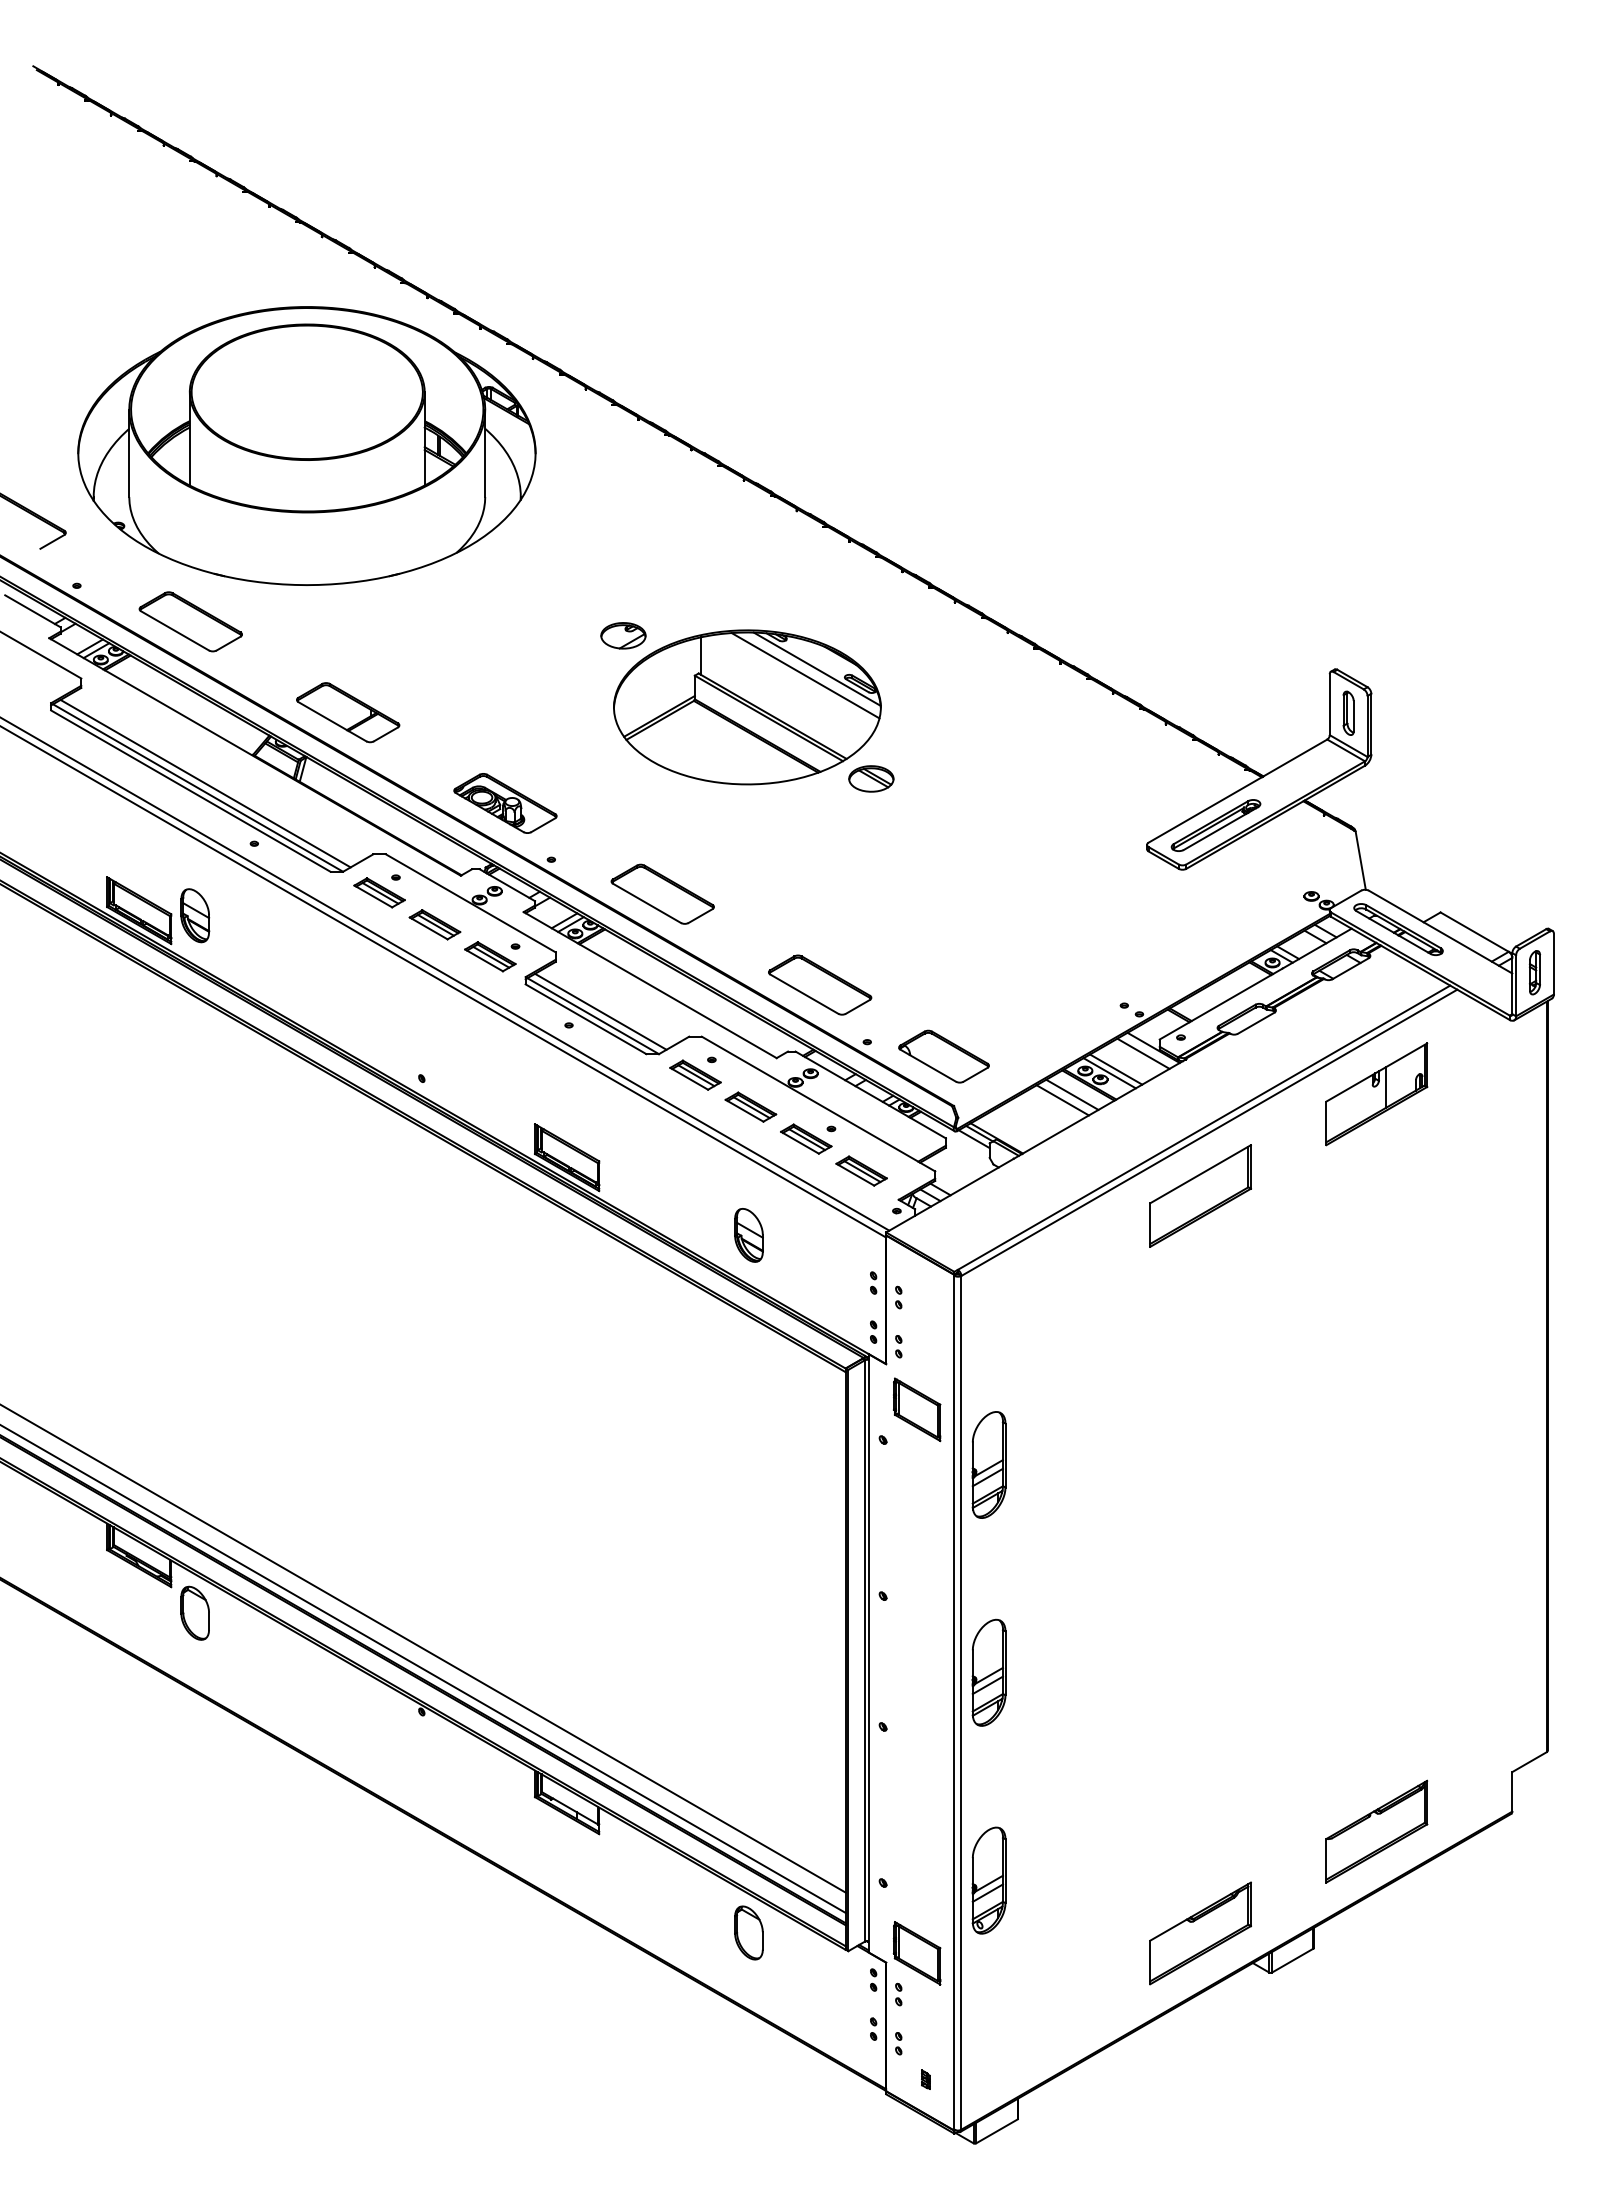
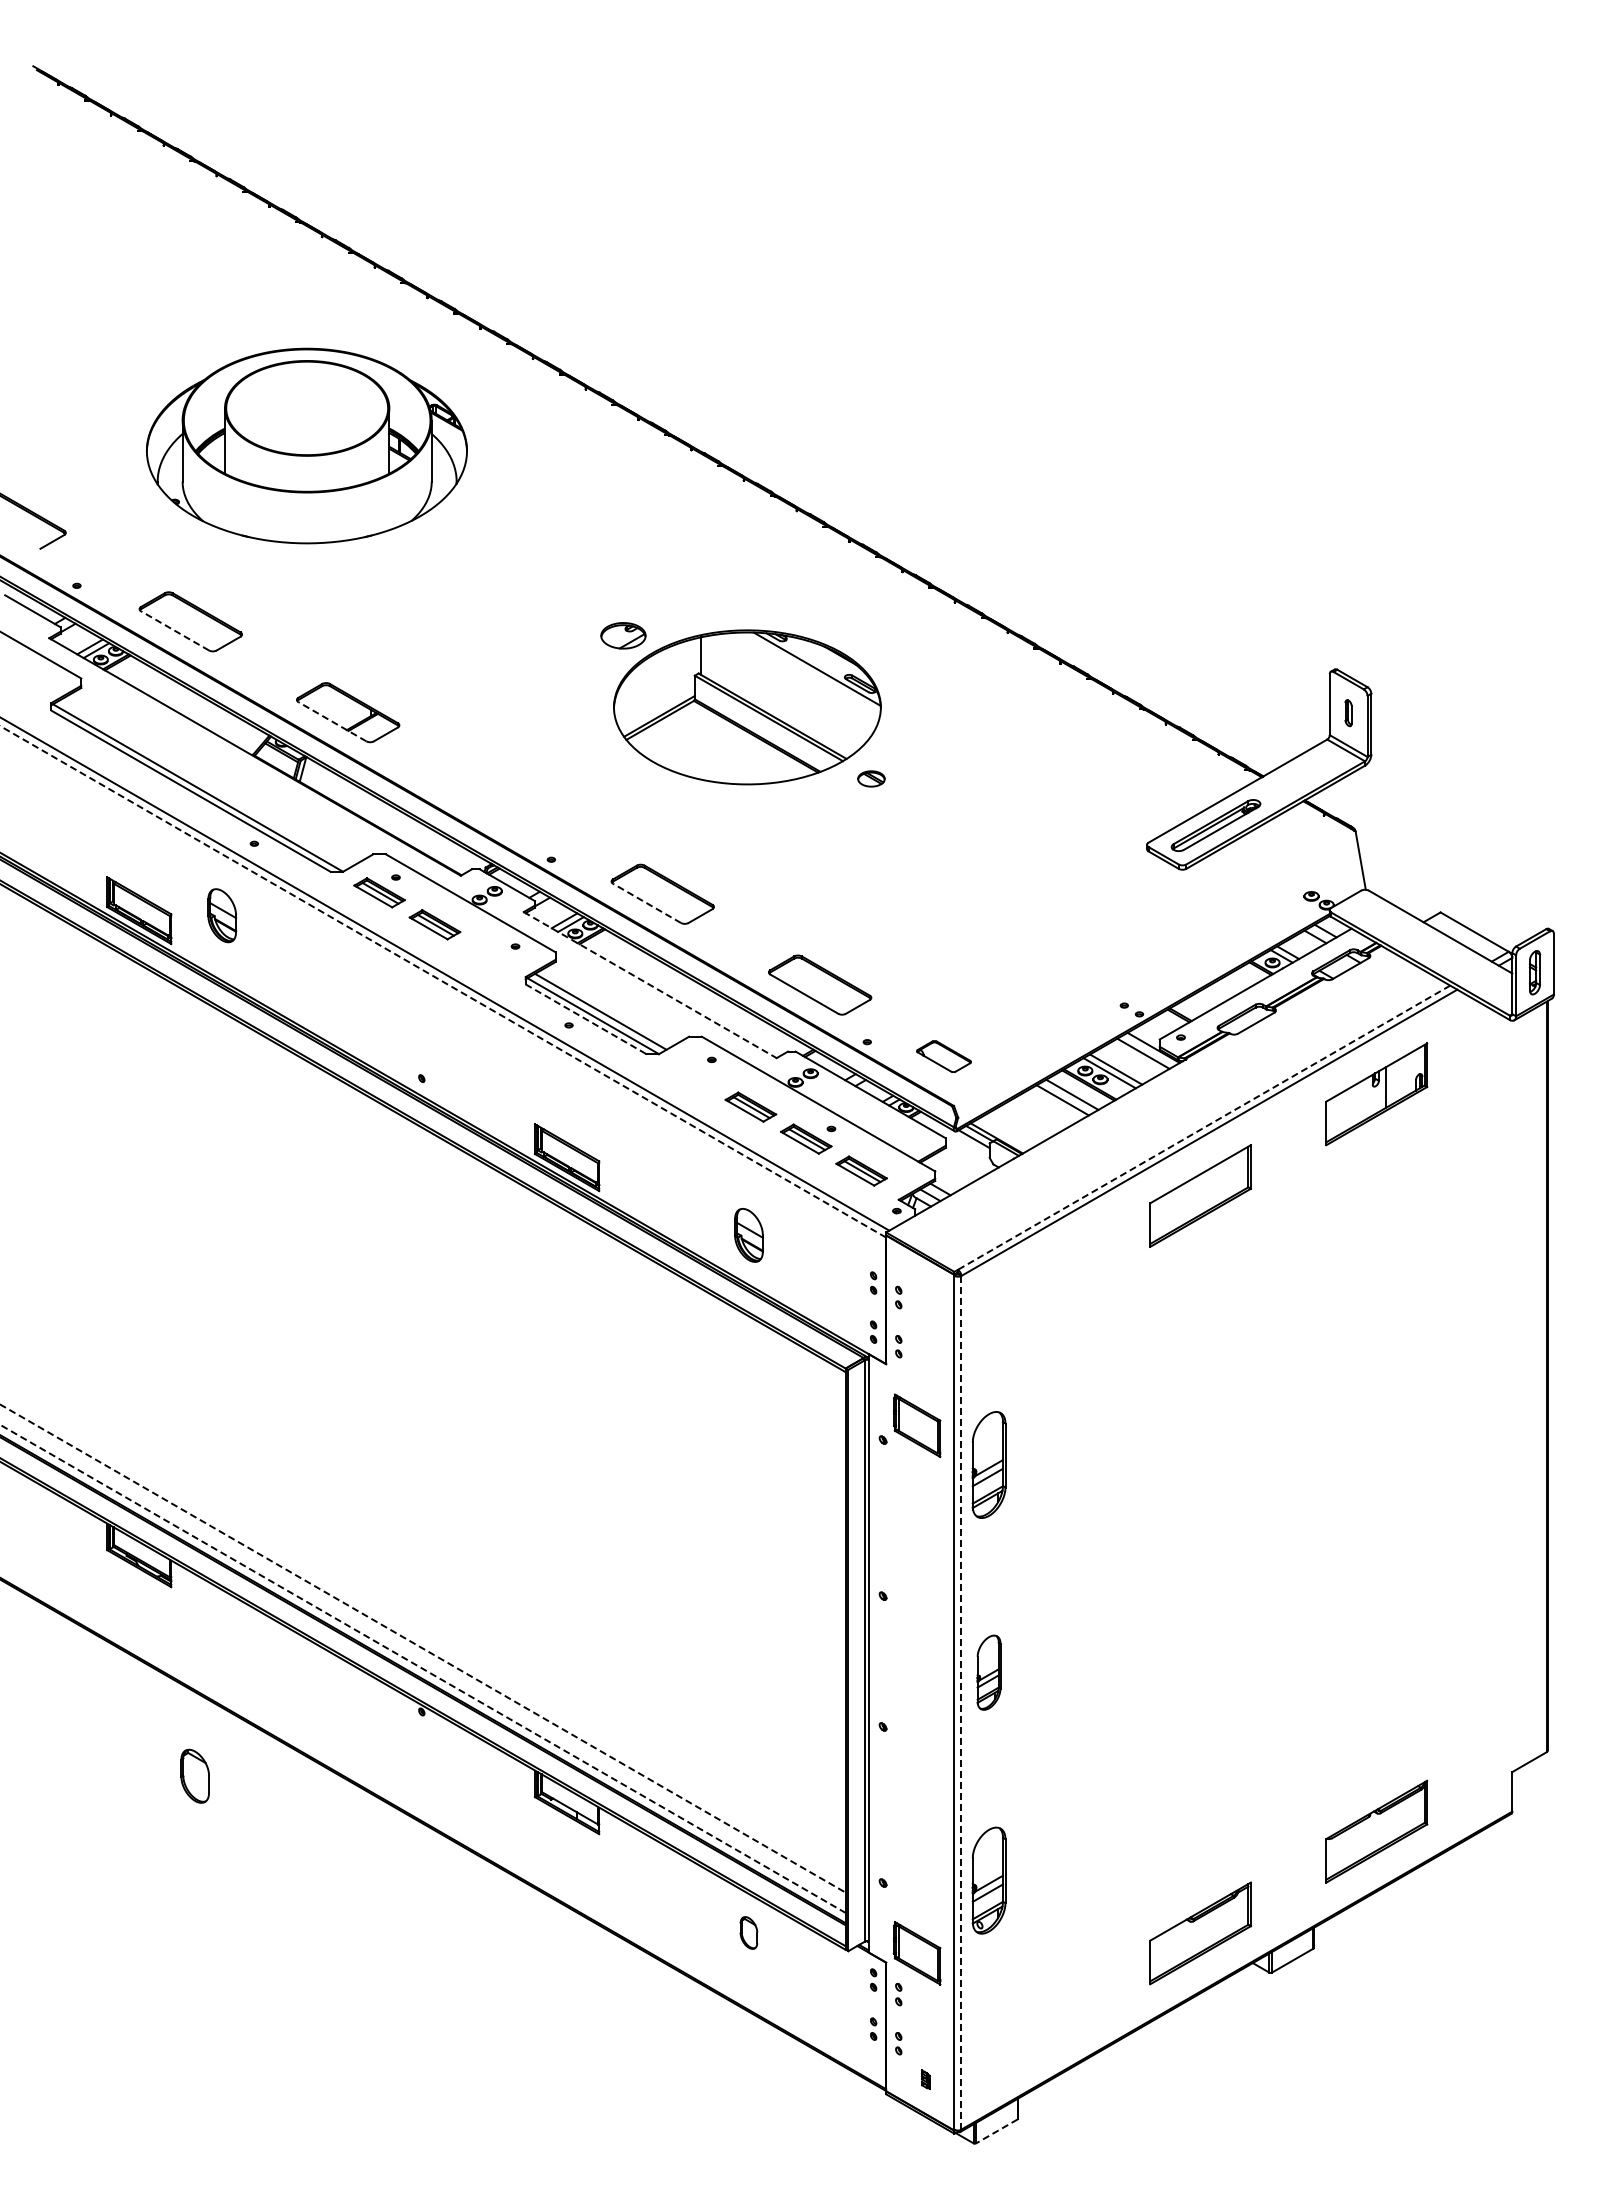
part size: 460x280 px -> 322x198 px (306, 445)
line: solid -> dashed (174, 630)
line: present -> none (805, 675)
part size: 13x46 px -> 9x29 px (1348, 713)
line: solid -> dashed (332, 721)
part size: 47x28 px -> 29x18 px (871, 778)
line: present -> none (205, 783)
part: present -> none (505, 803)
line: solid -> dashed (646, 903)
part position: (195, 915) -> (222, 915) (222, 915)
part: present -> none (1398, 929)
part: present -> none (490, 956)
line: solid -> dashed (442, 981)
line: solid -> dashed (650, 985)
line: solid -> dashed (586, 1019)
part size: 92x55 px -> 56x33 px (943, 1056)
part: present -> none (695, 1074)
line: solid -> dashed (1203, 1128)
part position: (917, 1409) -> (917, 1425) (917, 1425)
part position: (194, 1612) -> (194, 1775) (194, 1775)
line: solid -> dashed (423, 1648)
line: solid -> dashed (422, 1668)
part size: 36x109 px -> 26x77 px (988, 1672)
line: solid -> dashed (961, 1702)
part size: 30x56 px -> 20x34 px (748, 1932)
line: solid -> dashed (996, 2131)
